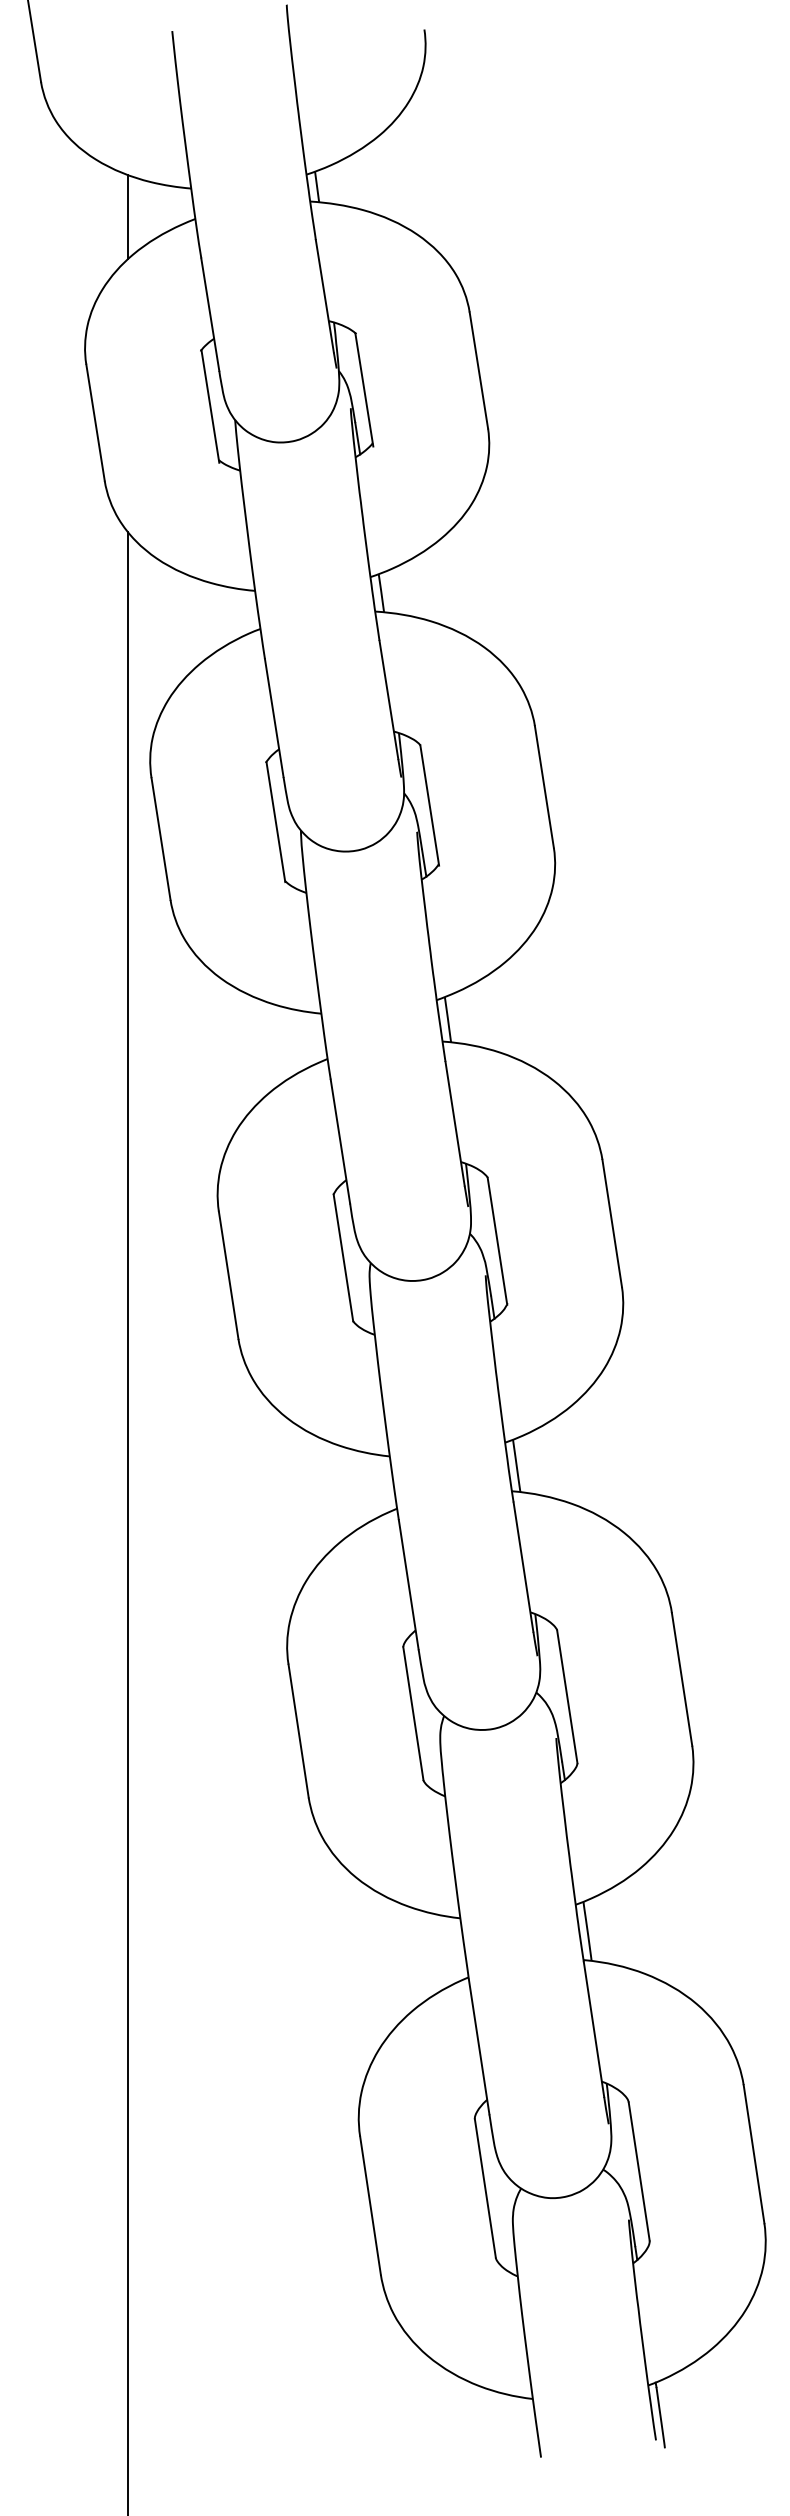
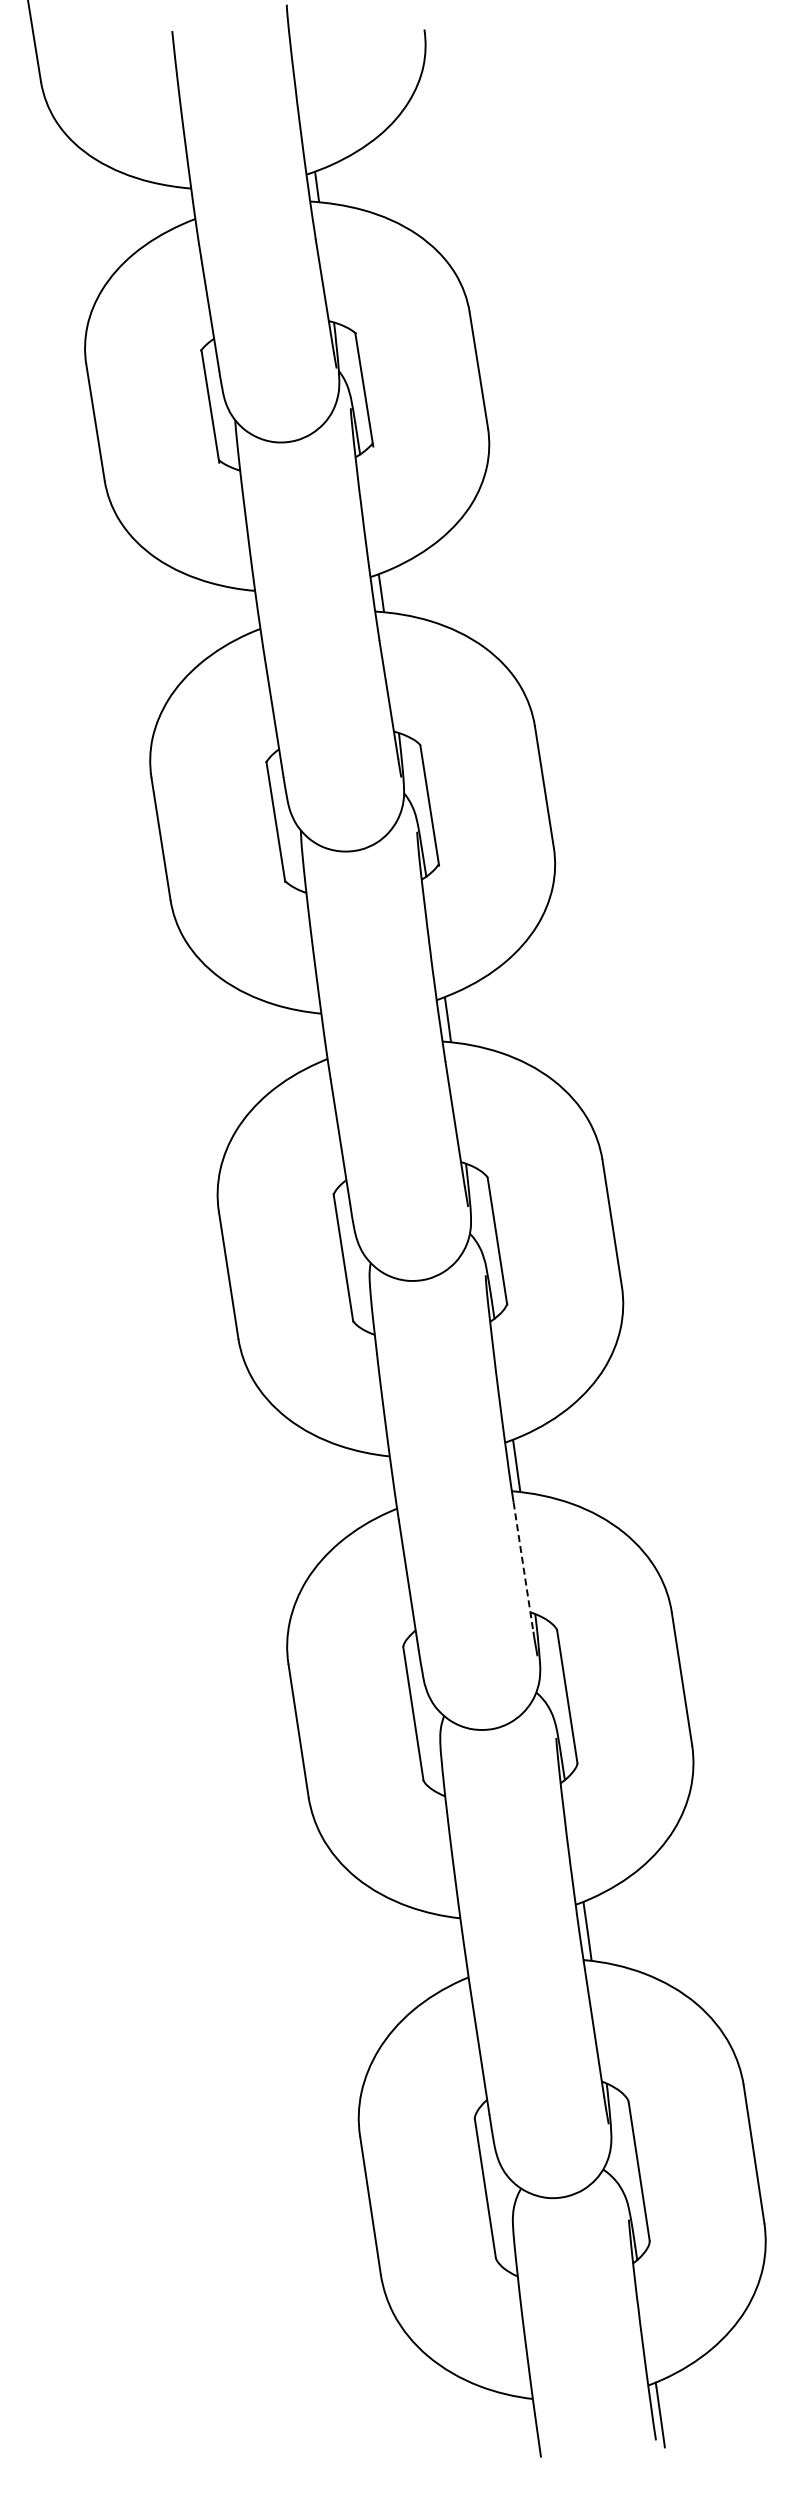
line: present -> none (127, 217)
line: present -> none (127, 1521)
line: solid -> dashed (523, 1567)
